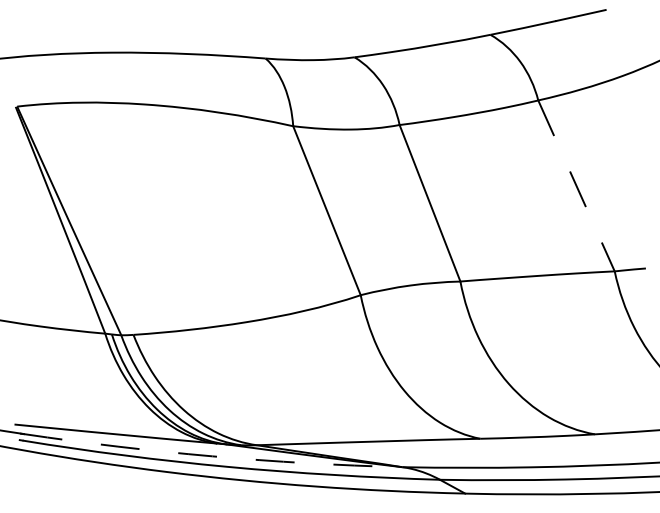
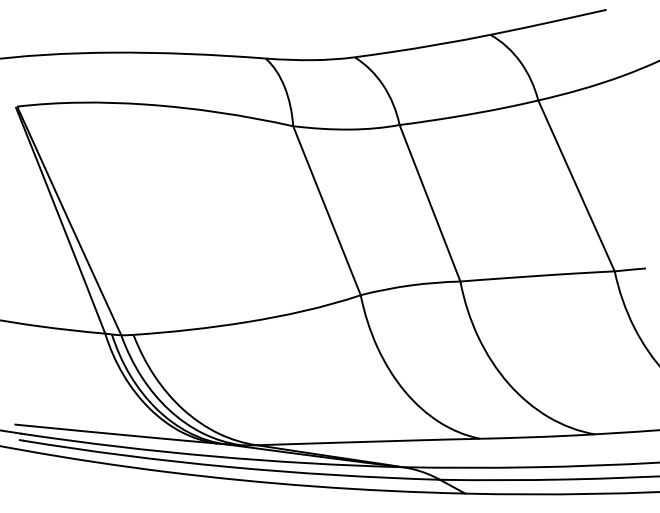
line: dashed -> solid (576, 185)
arc: dashed -> solid (212, 456)
